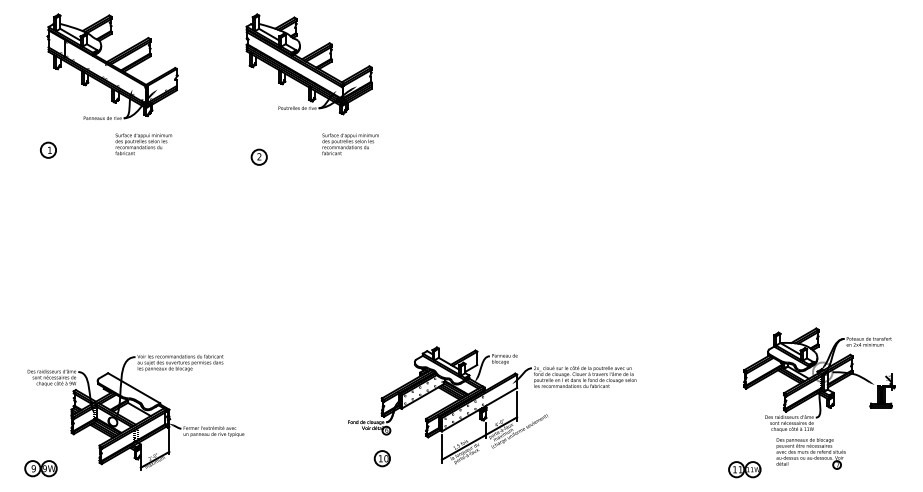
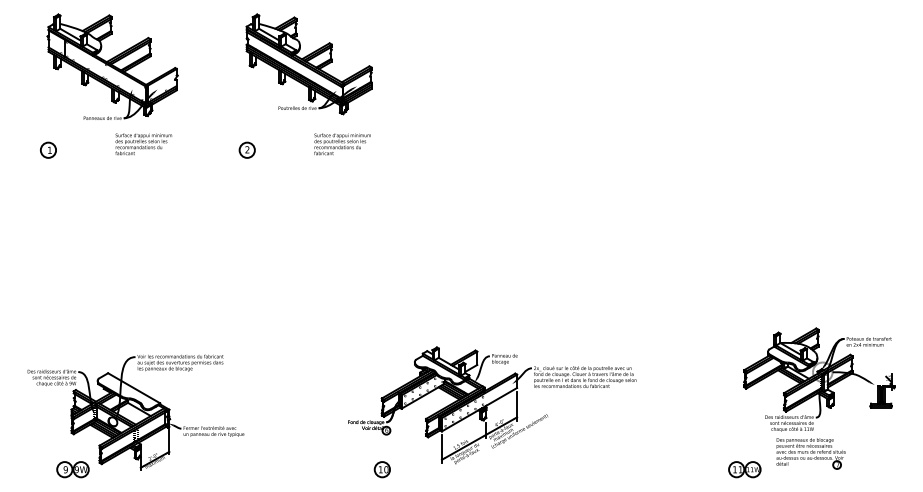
text position: (350, 144) -> (342, 144) (342, 144)
part position: (258, 156) -> (246, 149) (246, 149)
part position: (381, 458) -> (381, 469) (381, 469)
part position: (40, 468) -> (72, 469) (72, 469)
